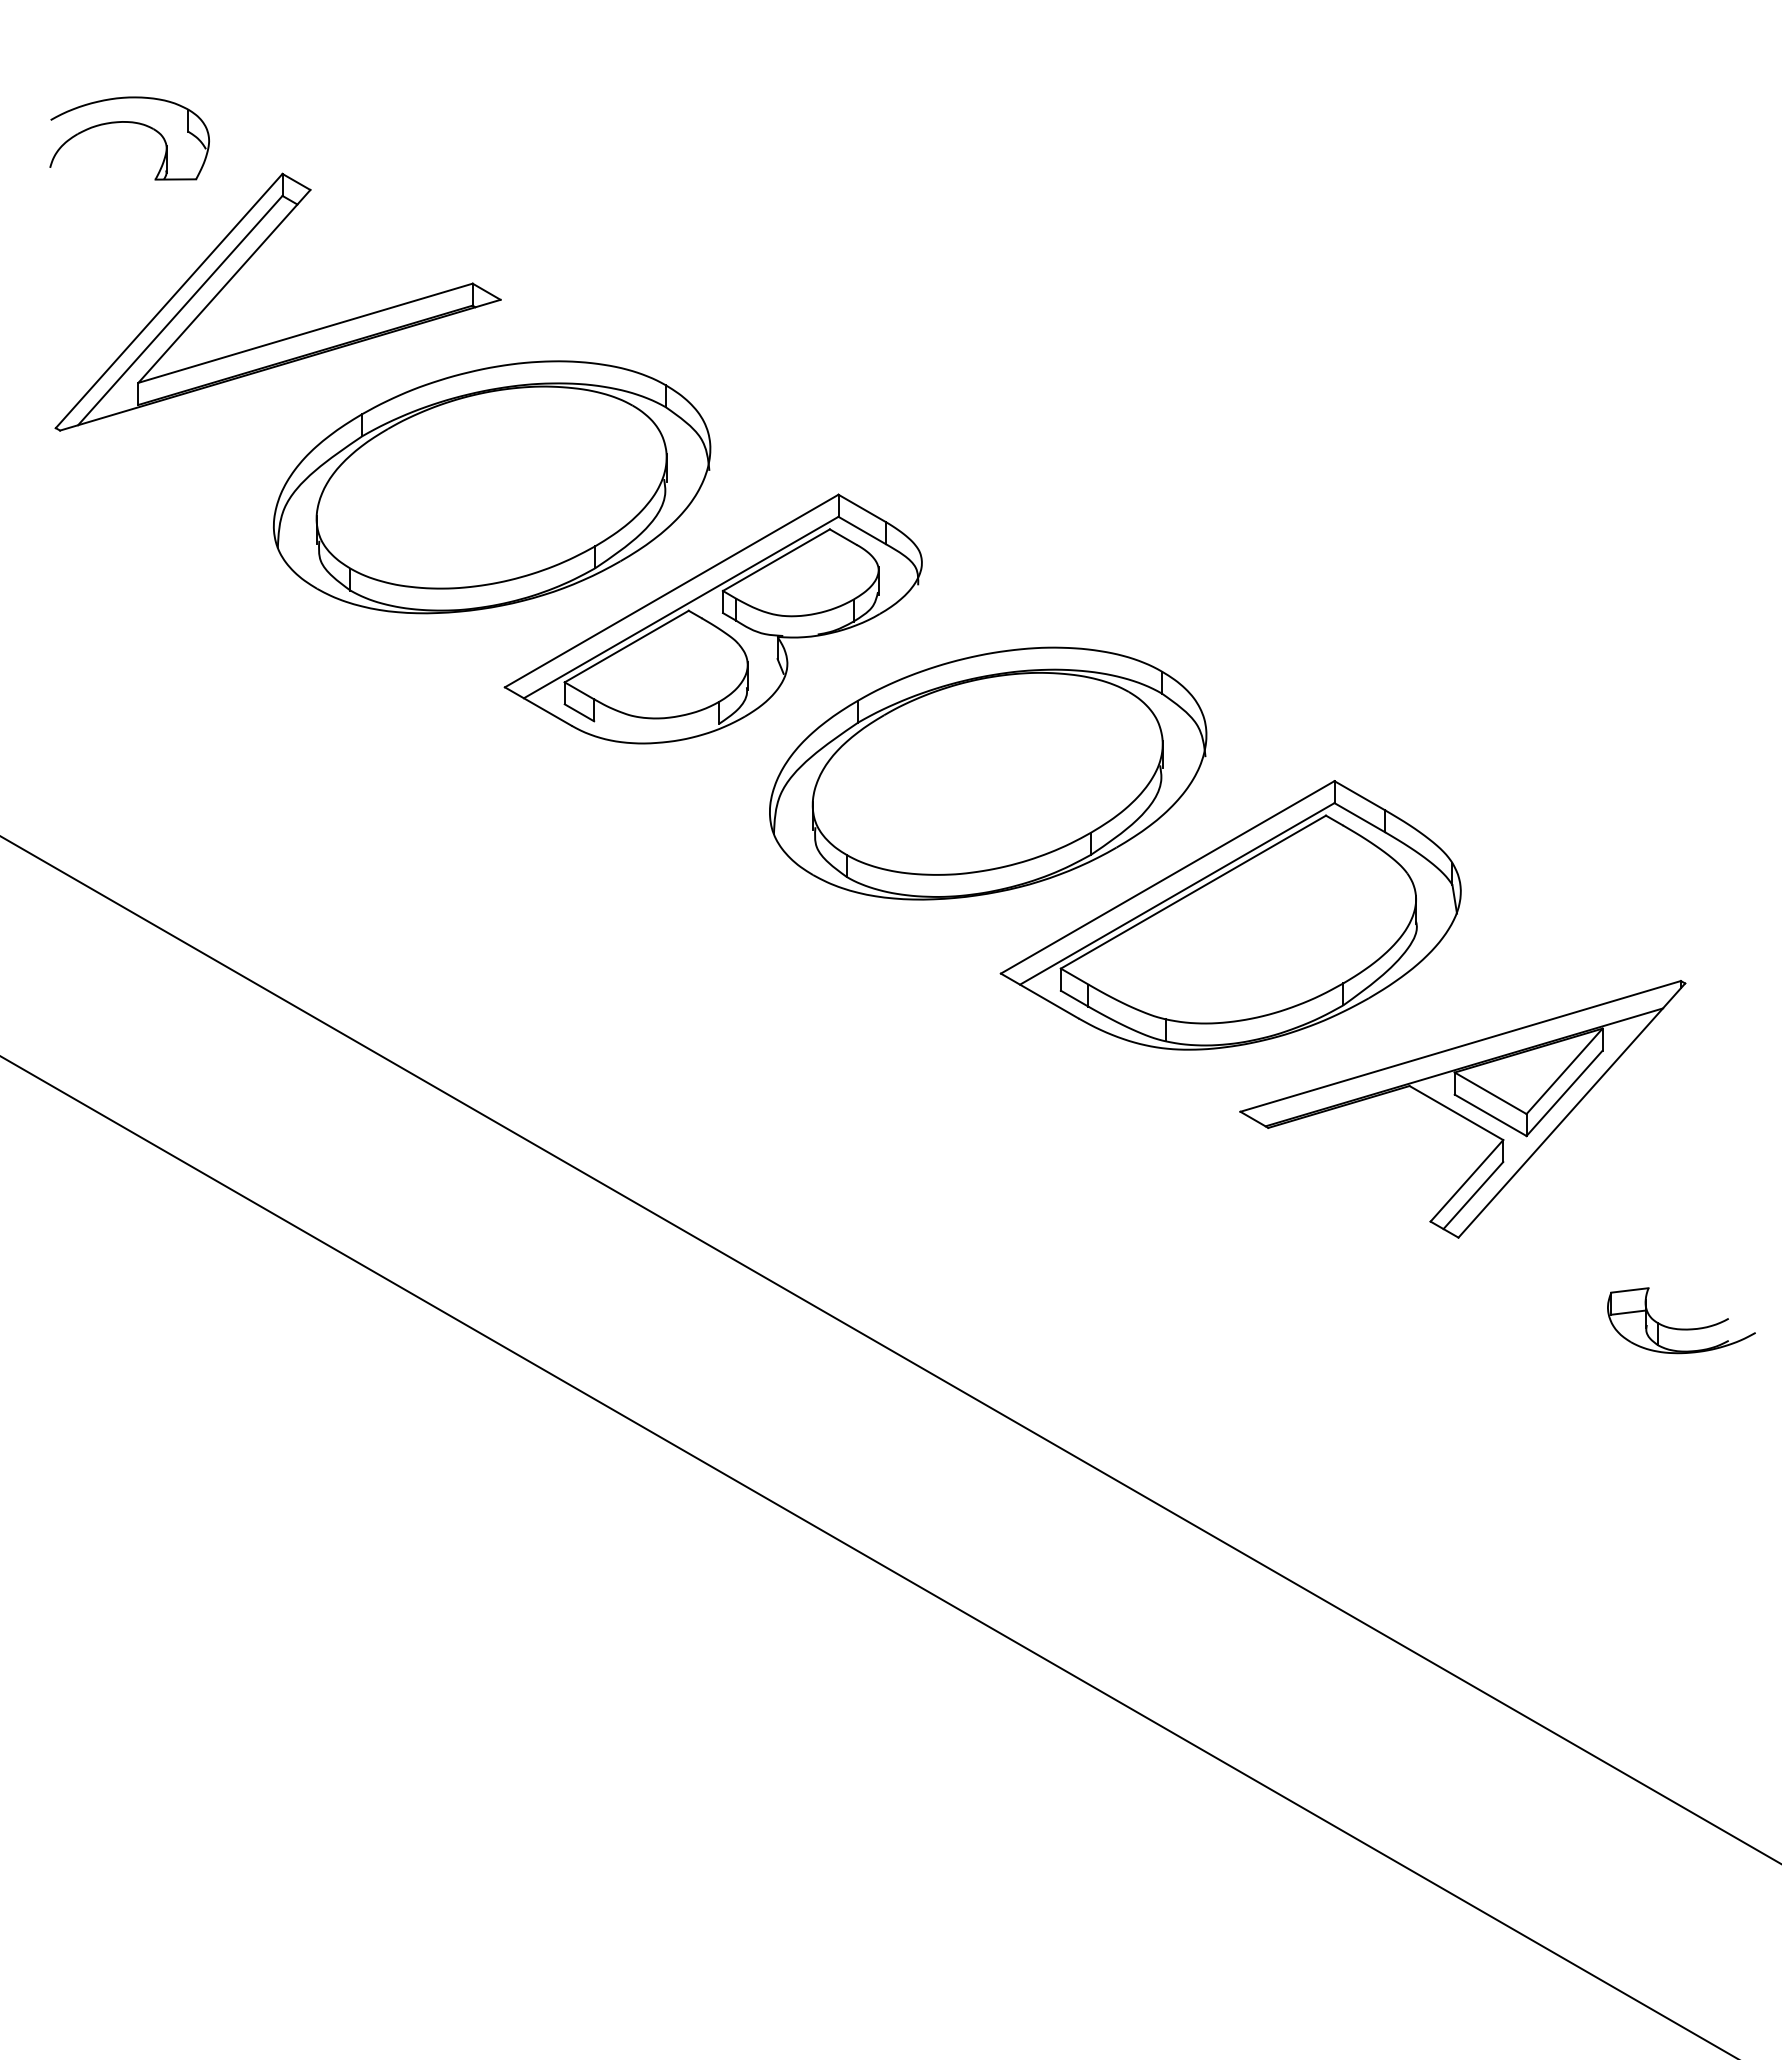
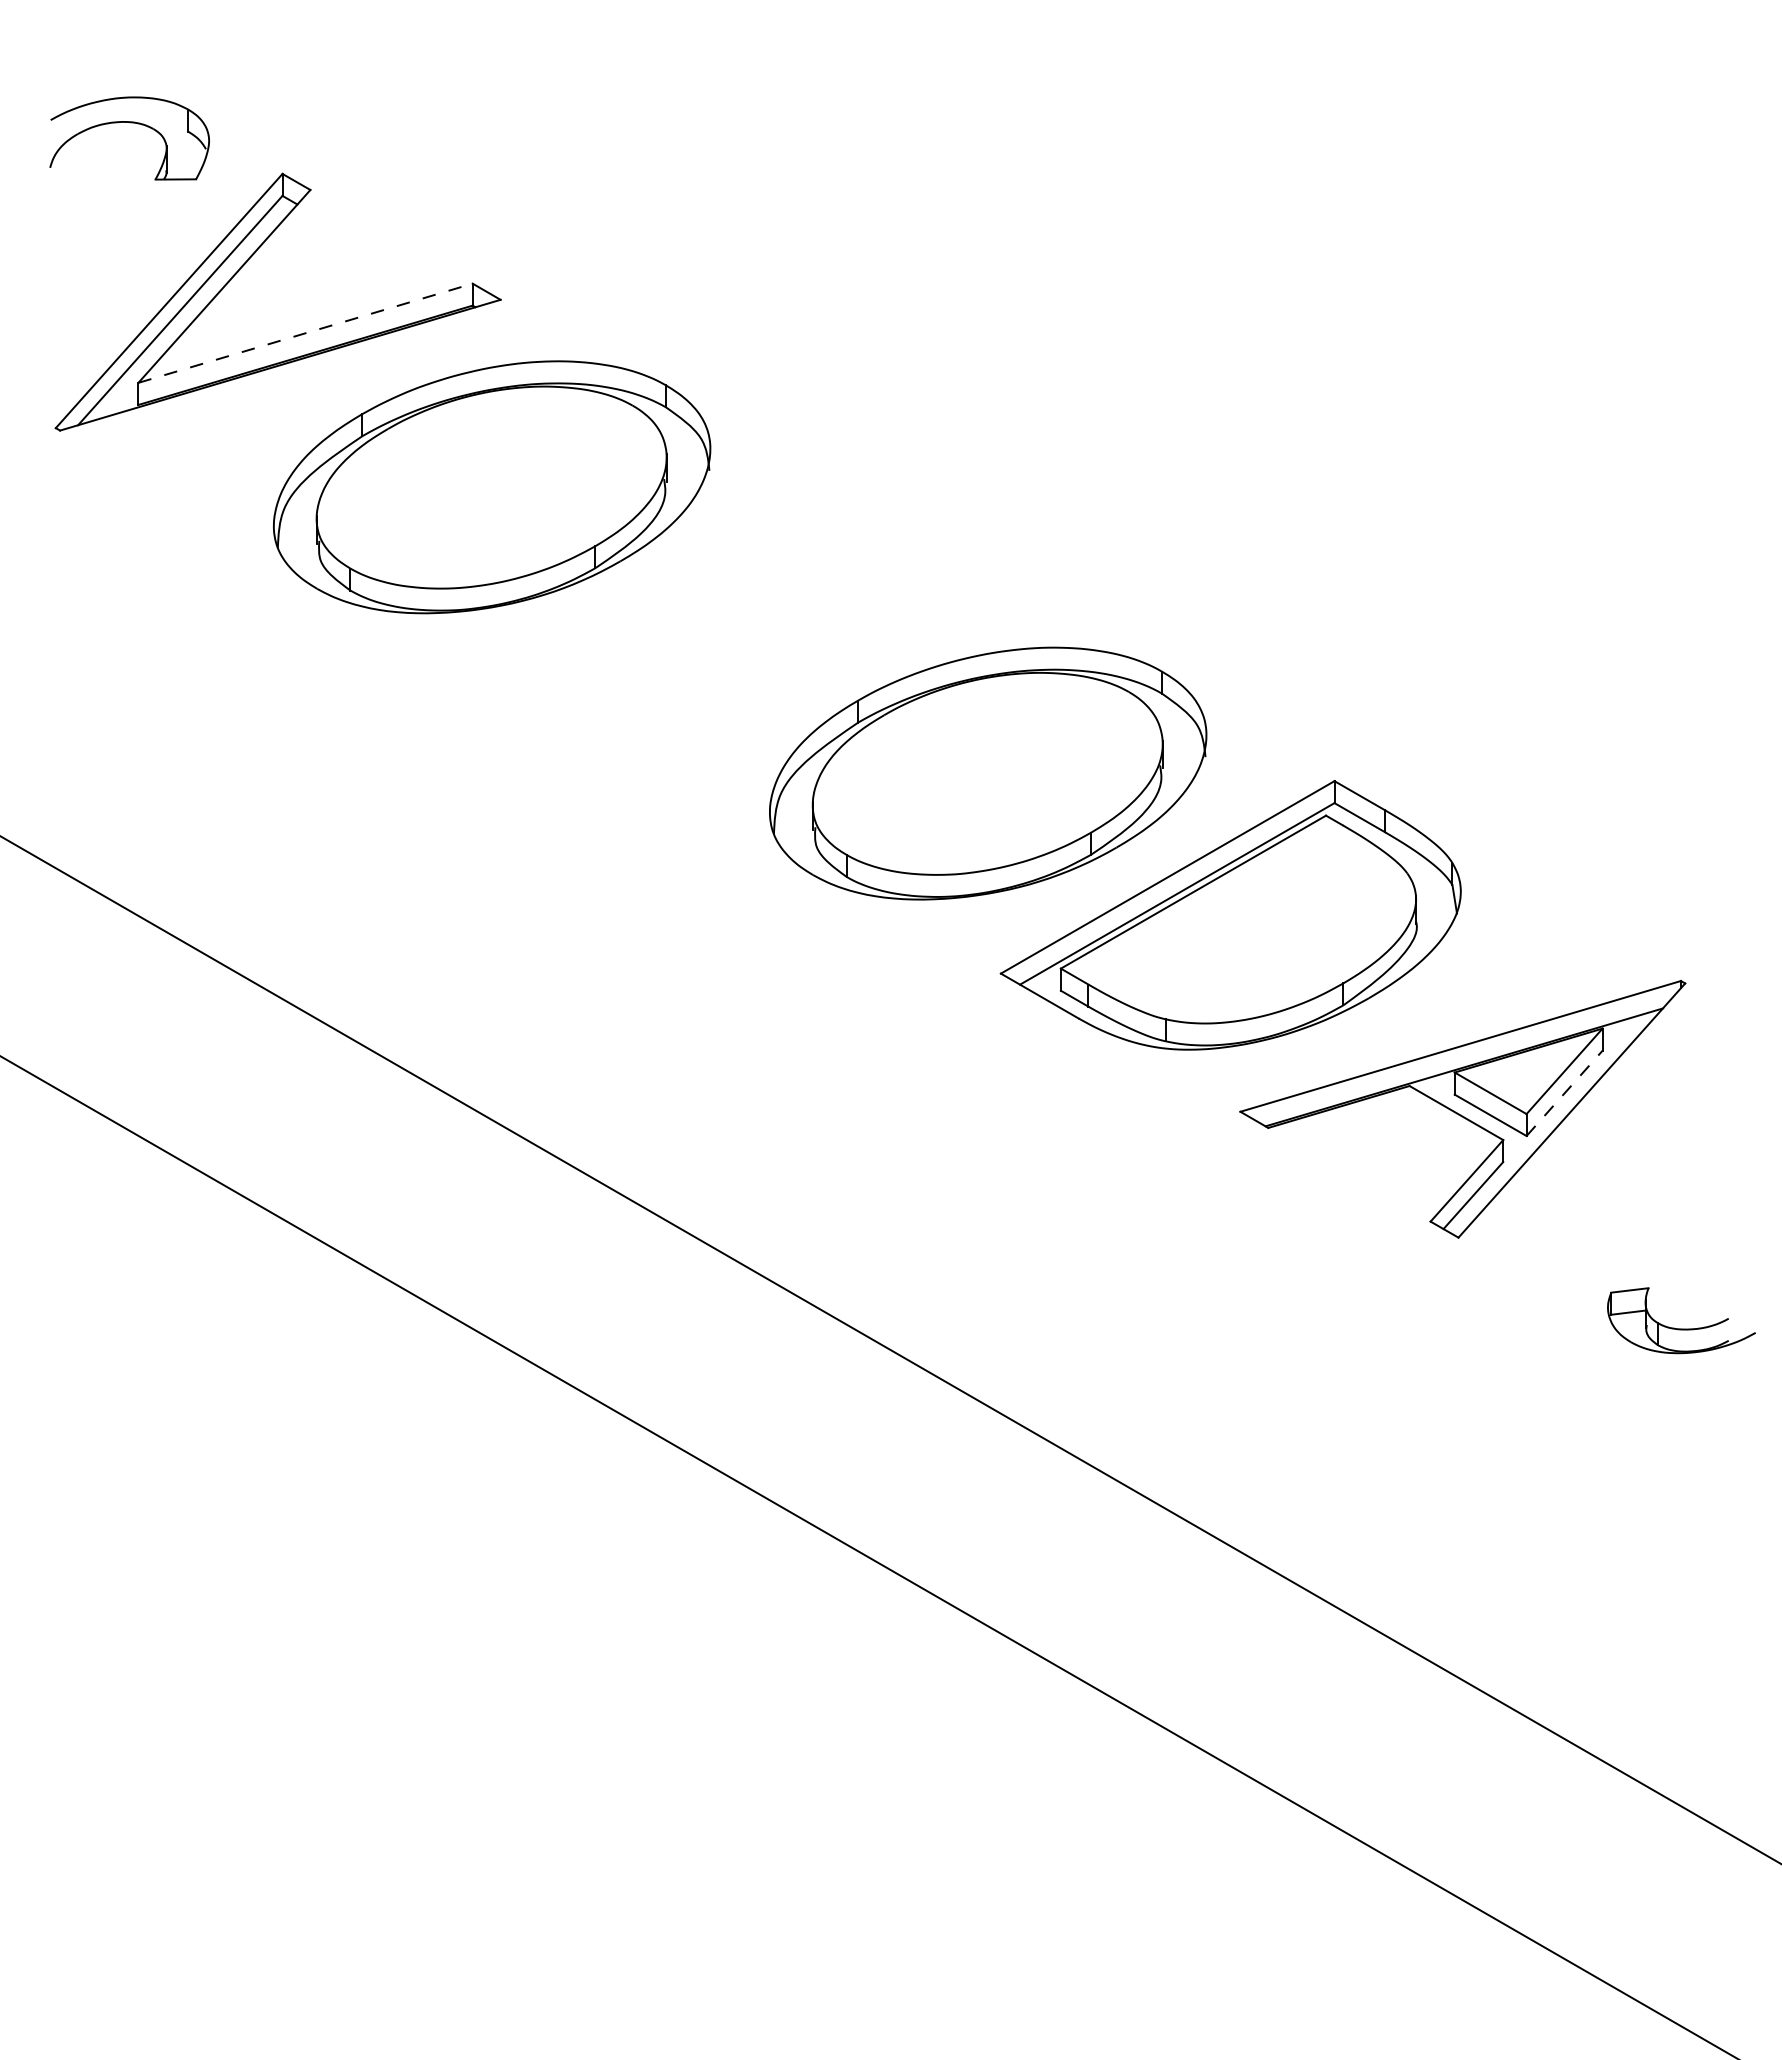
line: solid -> dashed (306, 333)
part: present -> none (712, 618)
line: solid -> dashed (1564, 1093)
